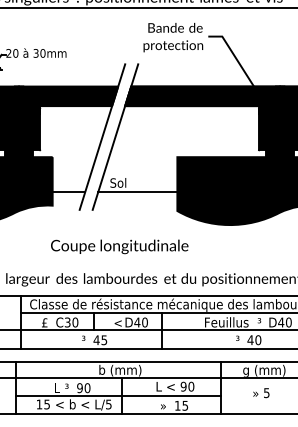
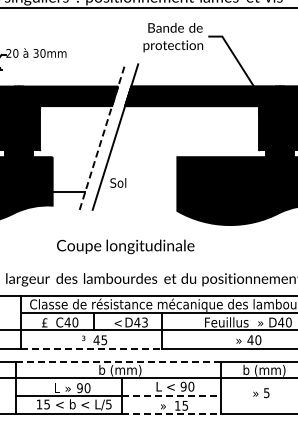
line: solid -> dashed (102, 136)
line: present -> none (137, 192)
text position: (119, 246) -> (125, 246) (125, 246)
text: C30 -> C40 (67, 322)
text: D40 -> D43 (144, 322)
text: ³ -> » (260, 322)
text: ³ -> » (238, 339)
line: solid -> dashed (92, 348)
line: solid -> dashed (118, 361)
text: g (mm) -> b (mm) (246, 370)
text: ³ -> » (67, 387)
line: solid -> dashed (171, 396)
line: solid -> dashed (171, 414)
